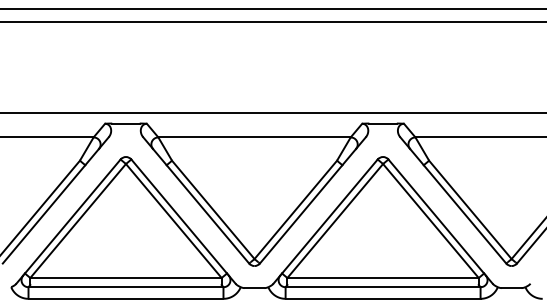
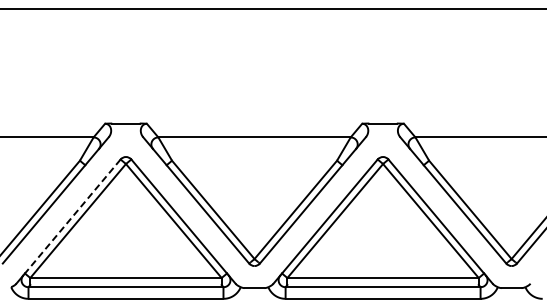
line: present -> none (272, 21)
line: present -> none (272, 113)
line: solid -> dashed (72, 216)
